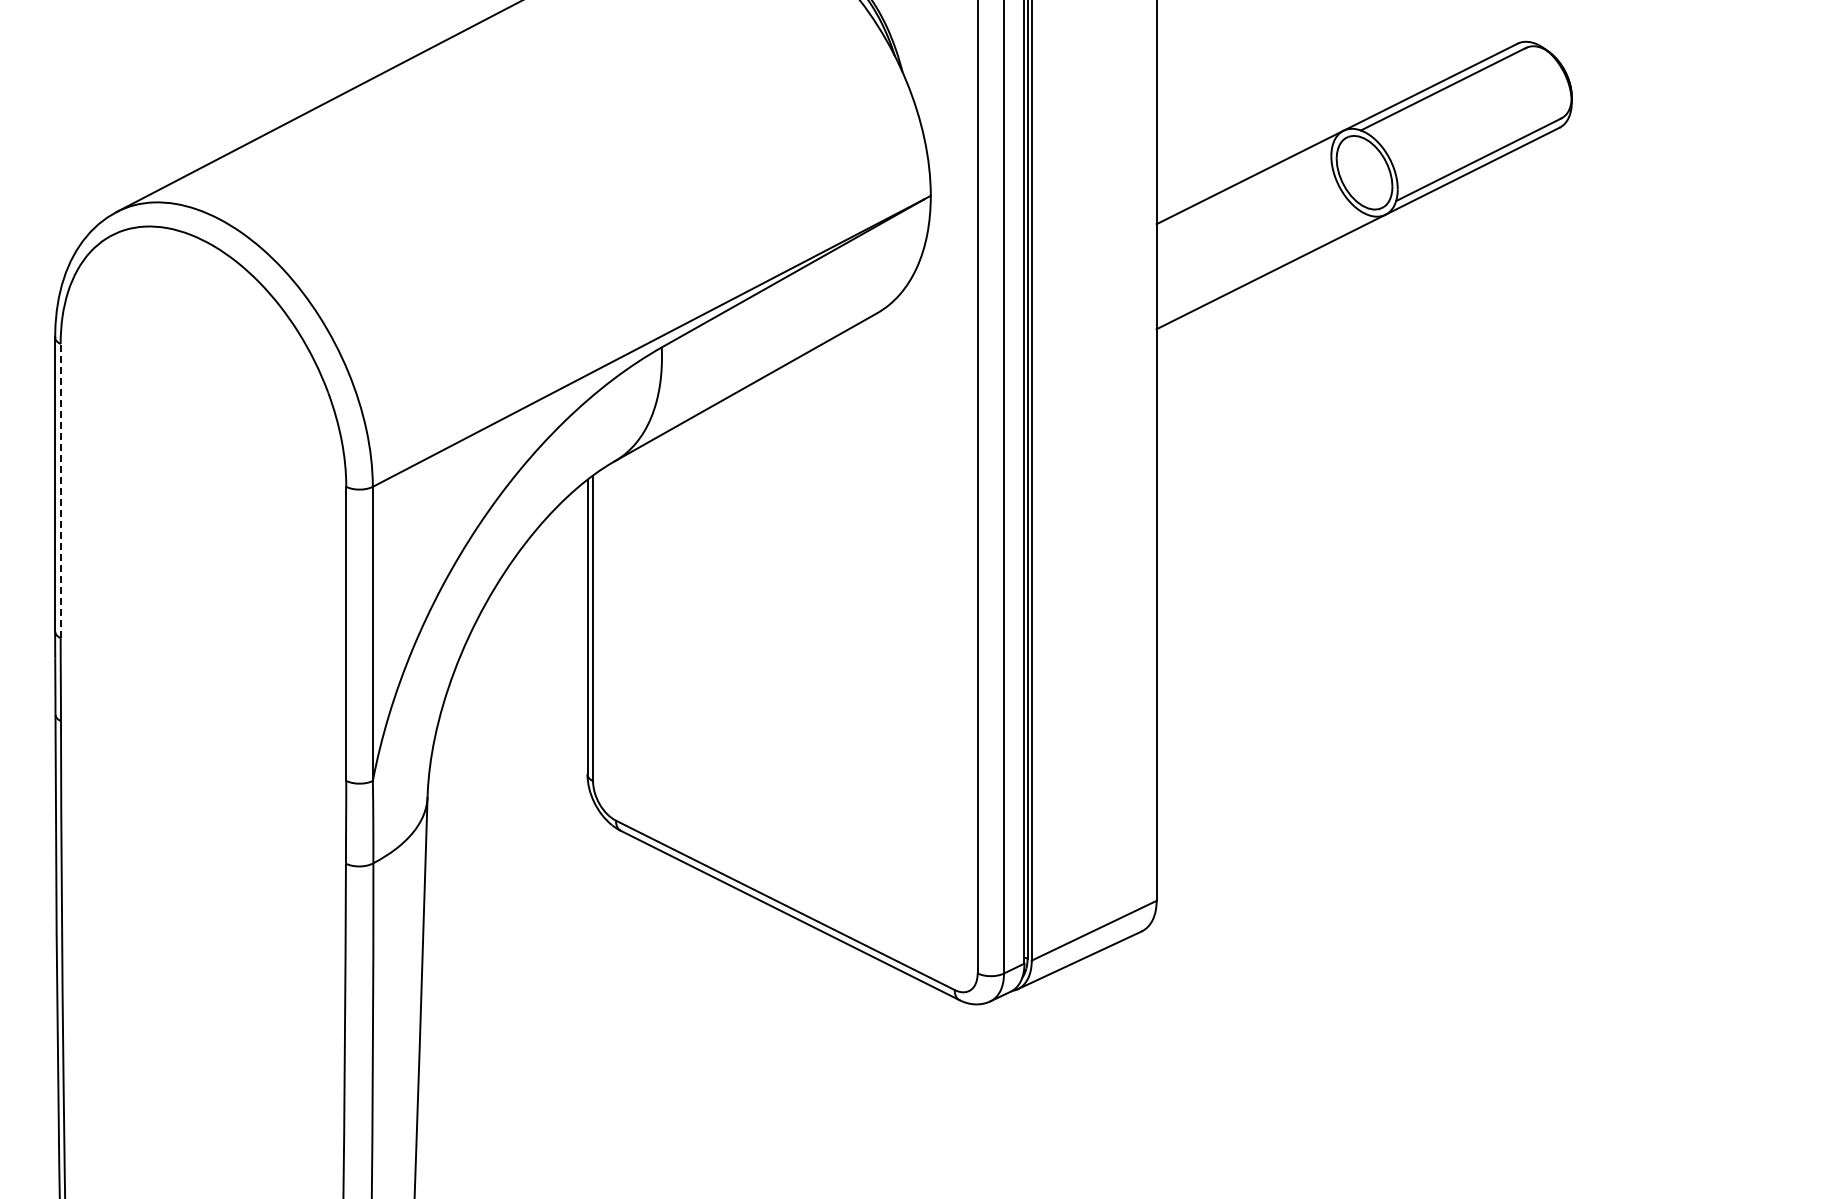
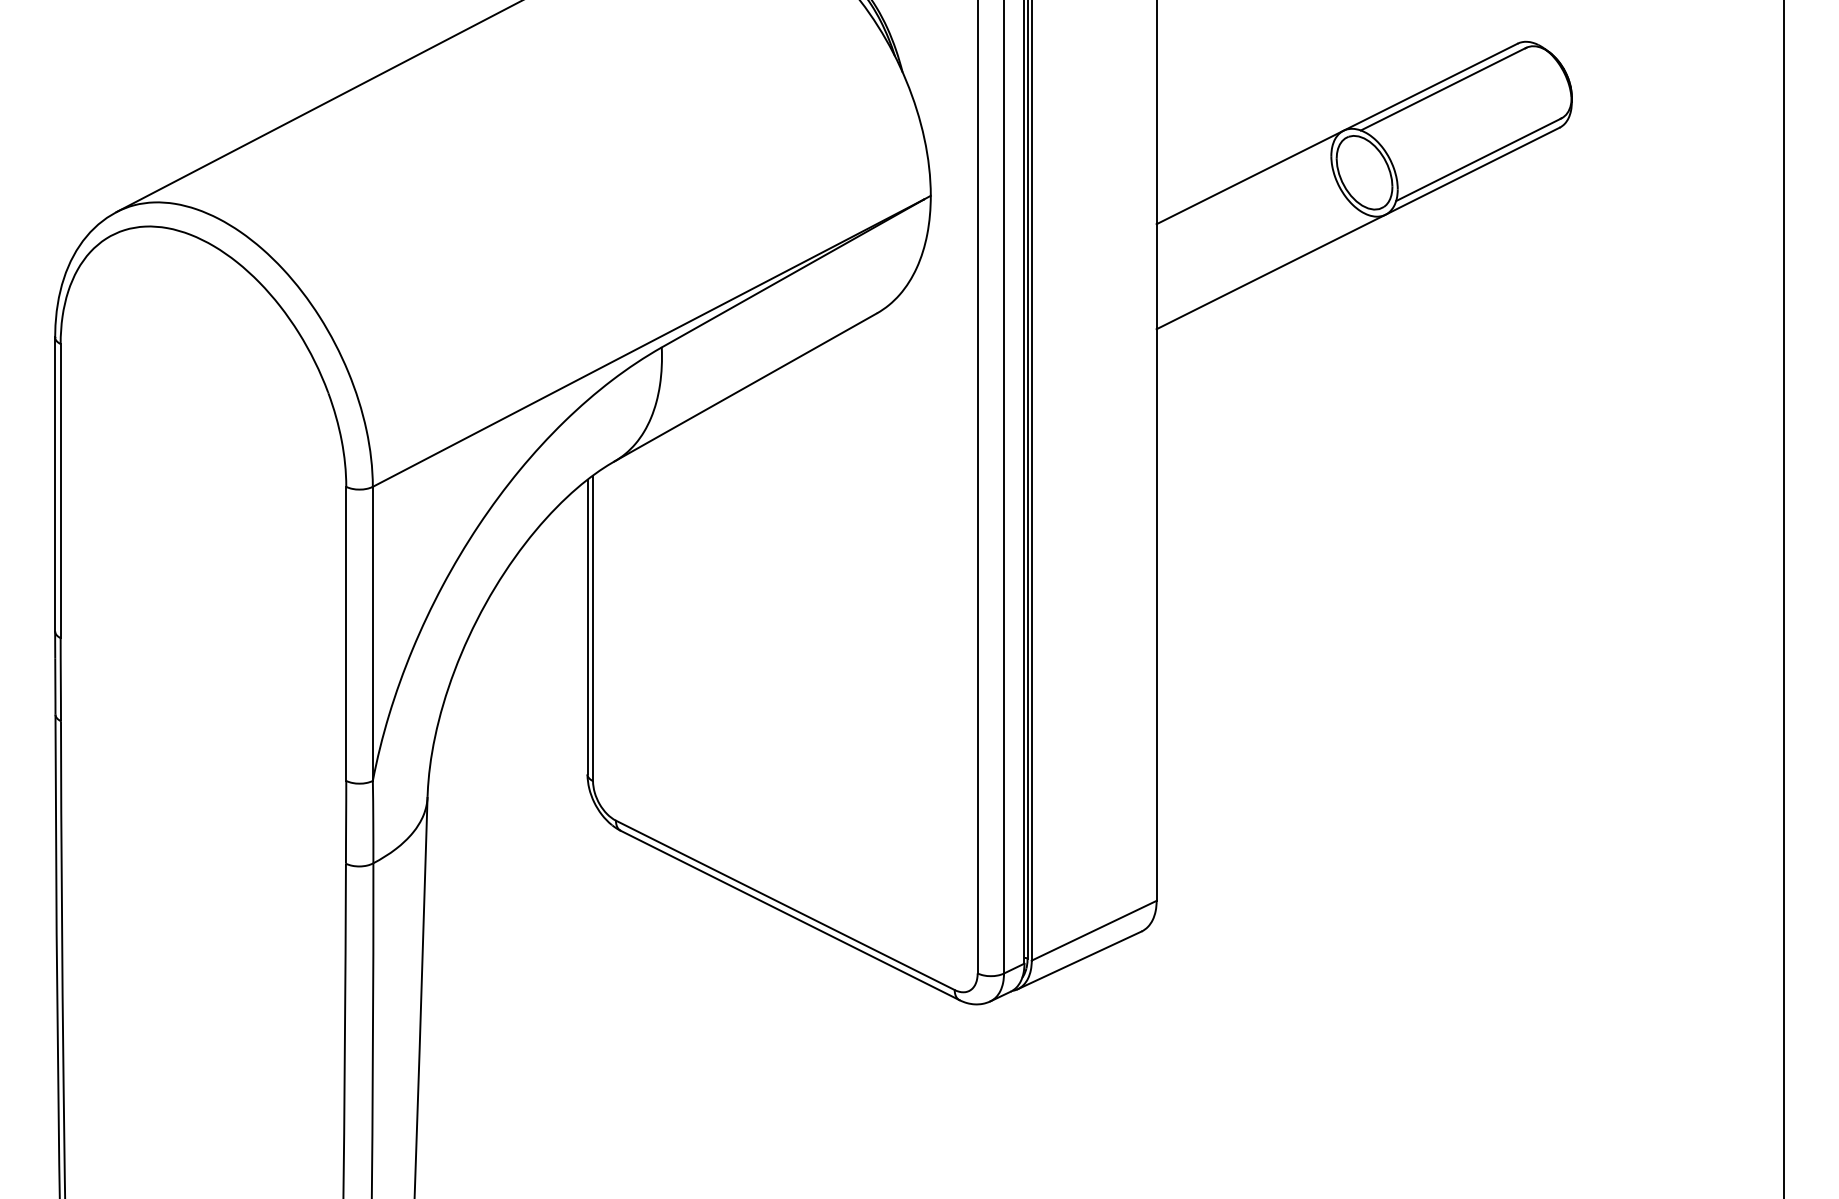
line: dashed -> solid (60, 490)
line: none -> present (1783, 598)
